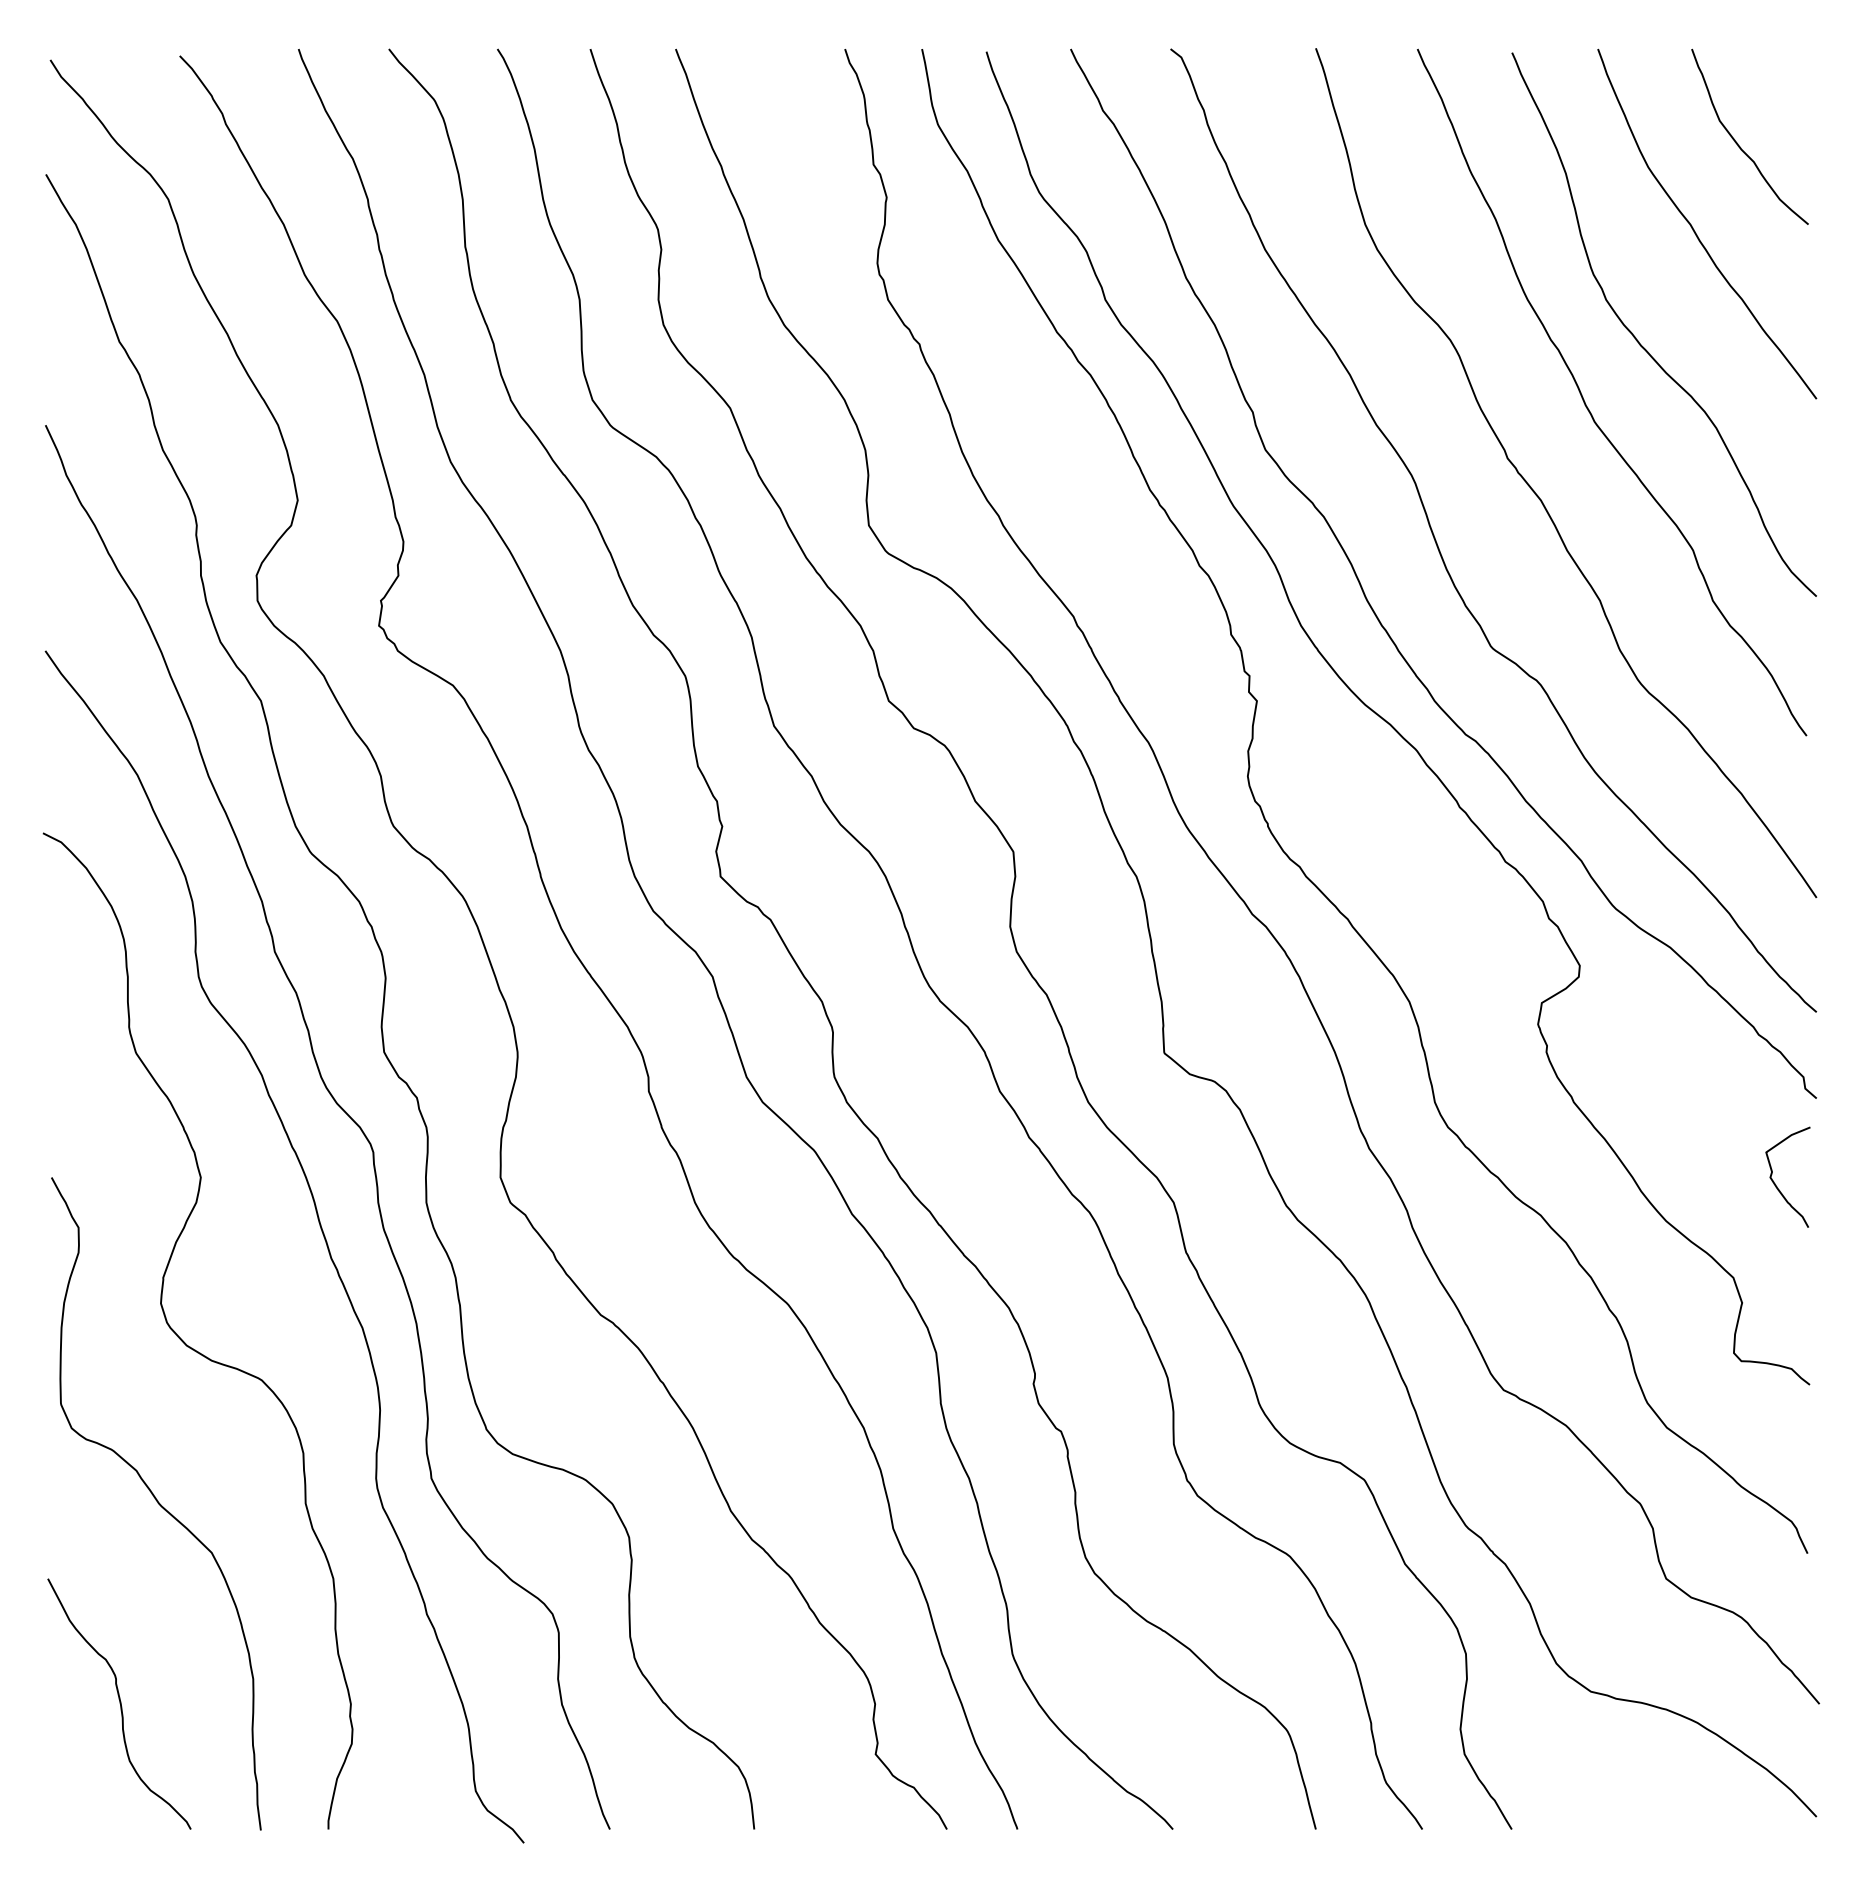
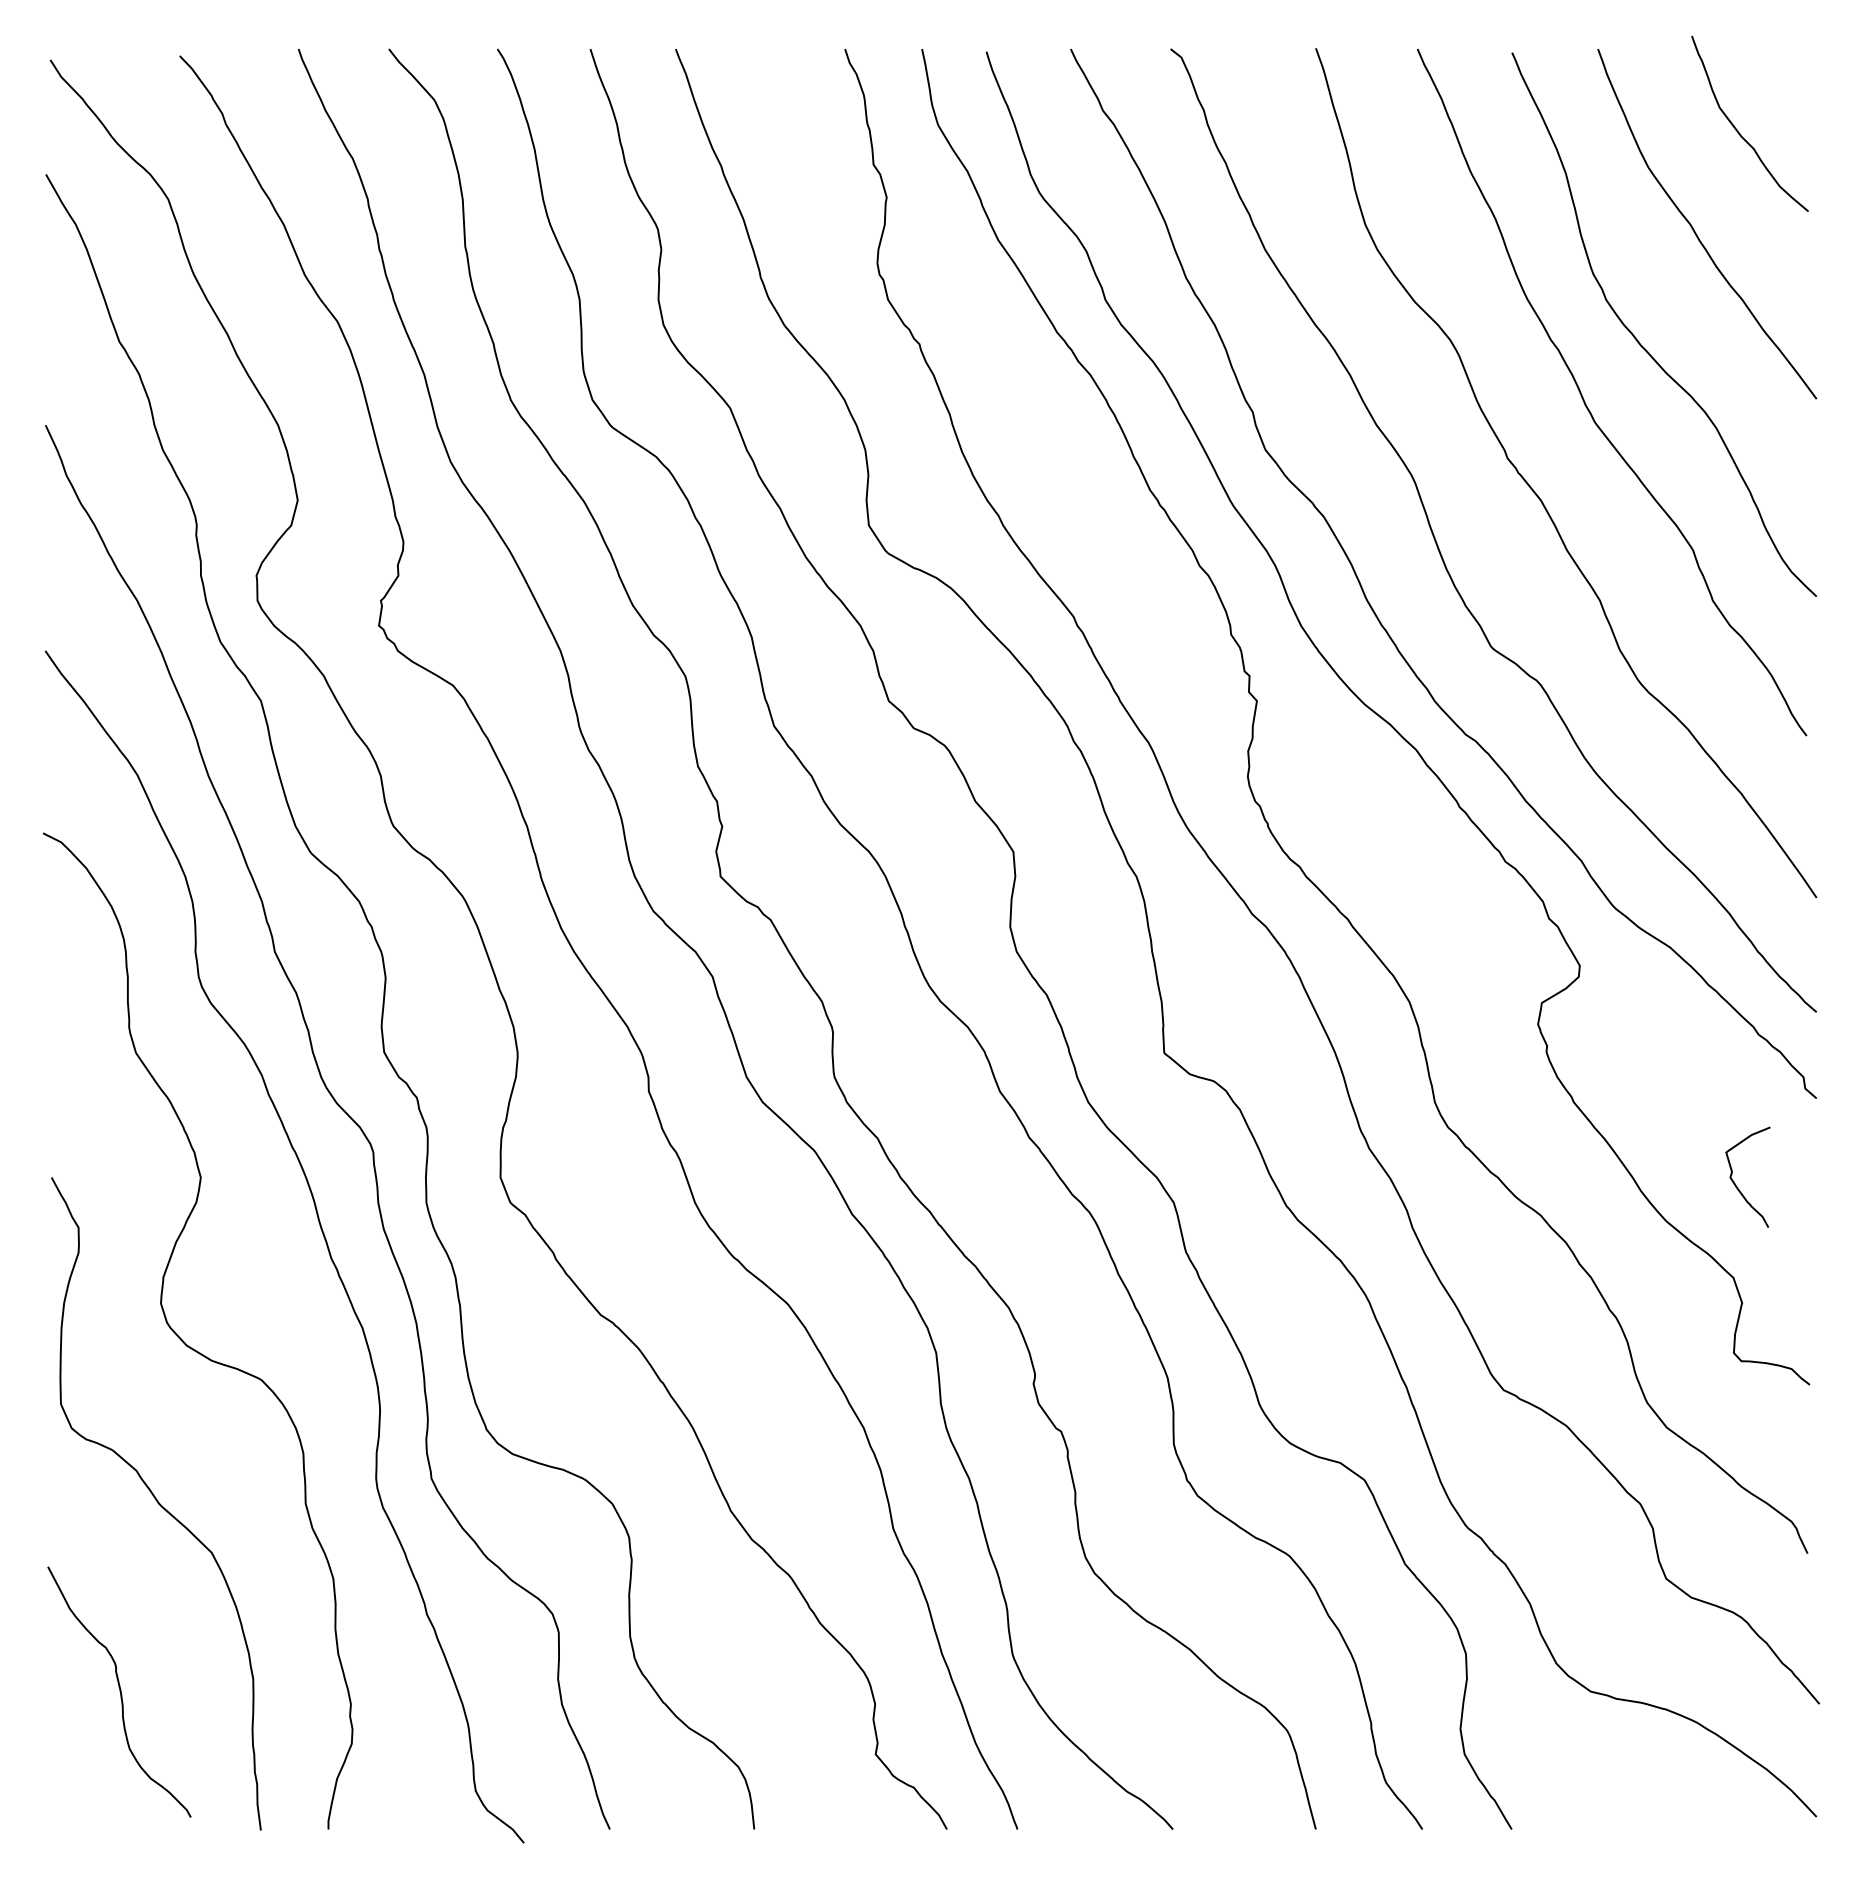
curve position: (1738, 143) -> (1738, 130) (1738, 130)
curve position: (1775, 1183) -> (1735, 1183) (1735, 1183)
curve position: (119, 1703) -> (119, 1691) (119, 1691)
